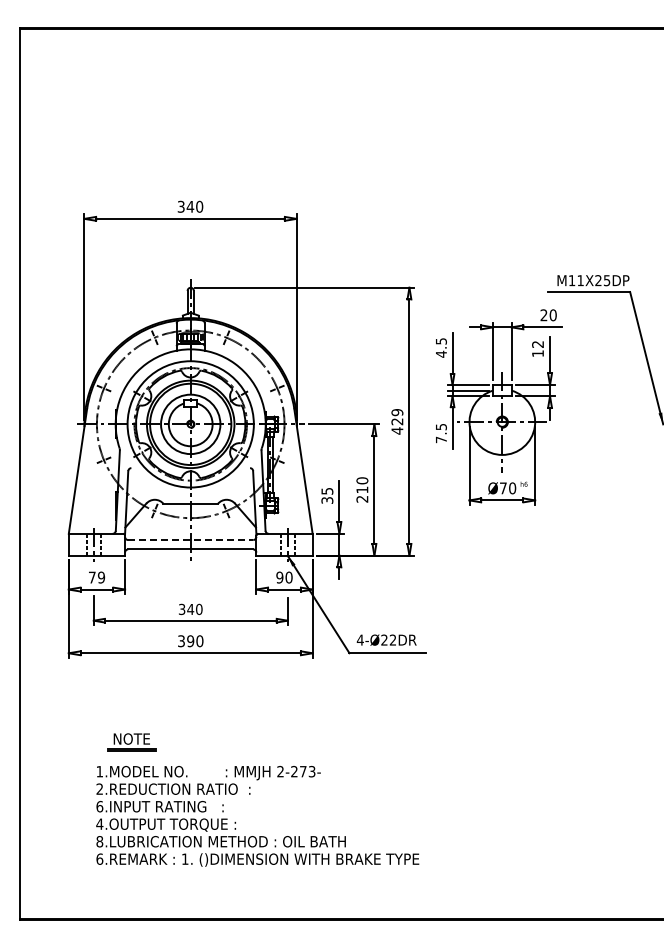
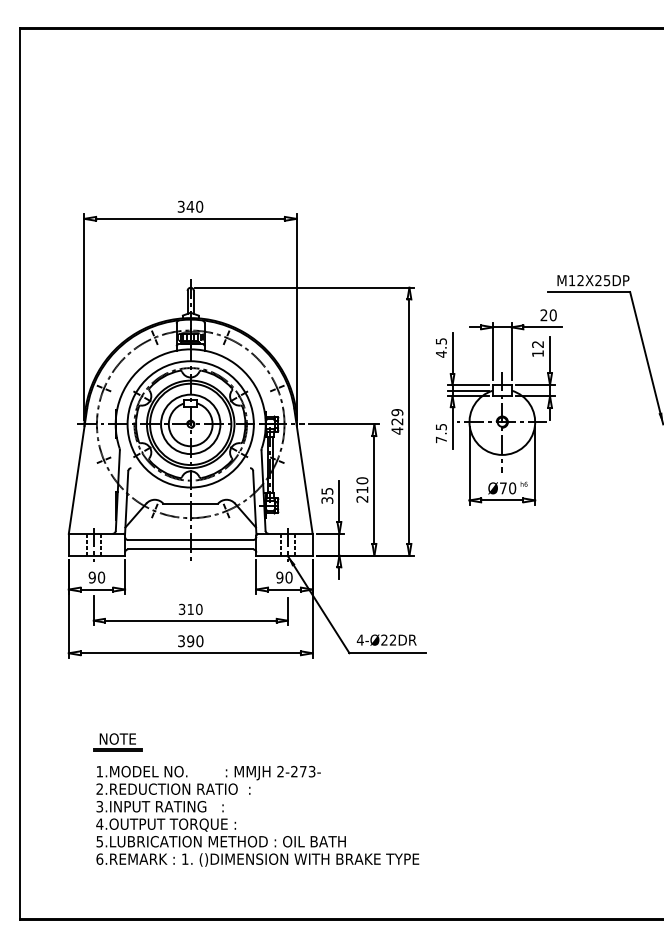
text: M11X25DP -> M12X25DP (580, 280)
line: dashed -> solid (190, 540)
text: 79 -> 90 (96, 577)
text: 340 -> 310 (190, 609)
part position: (131, 742) -> (117, 742) (117, 742)
text: 6.INPUT -> 3.INPUT (99, 806)
text: 8.LUBRICATION -> 5.LUBRICATION (99, 841)
